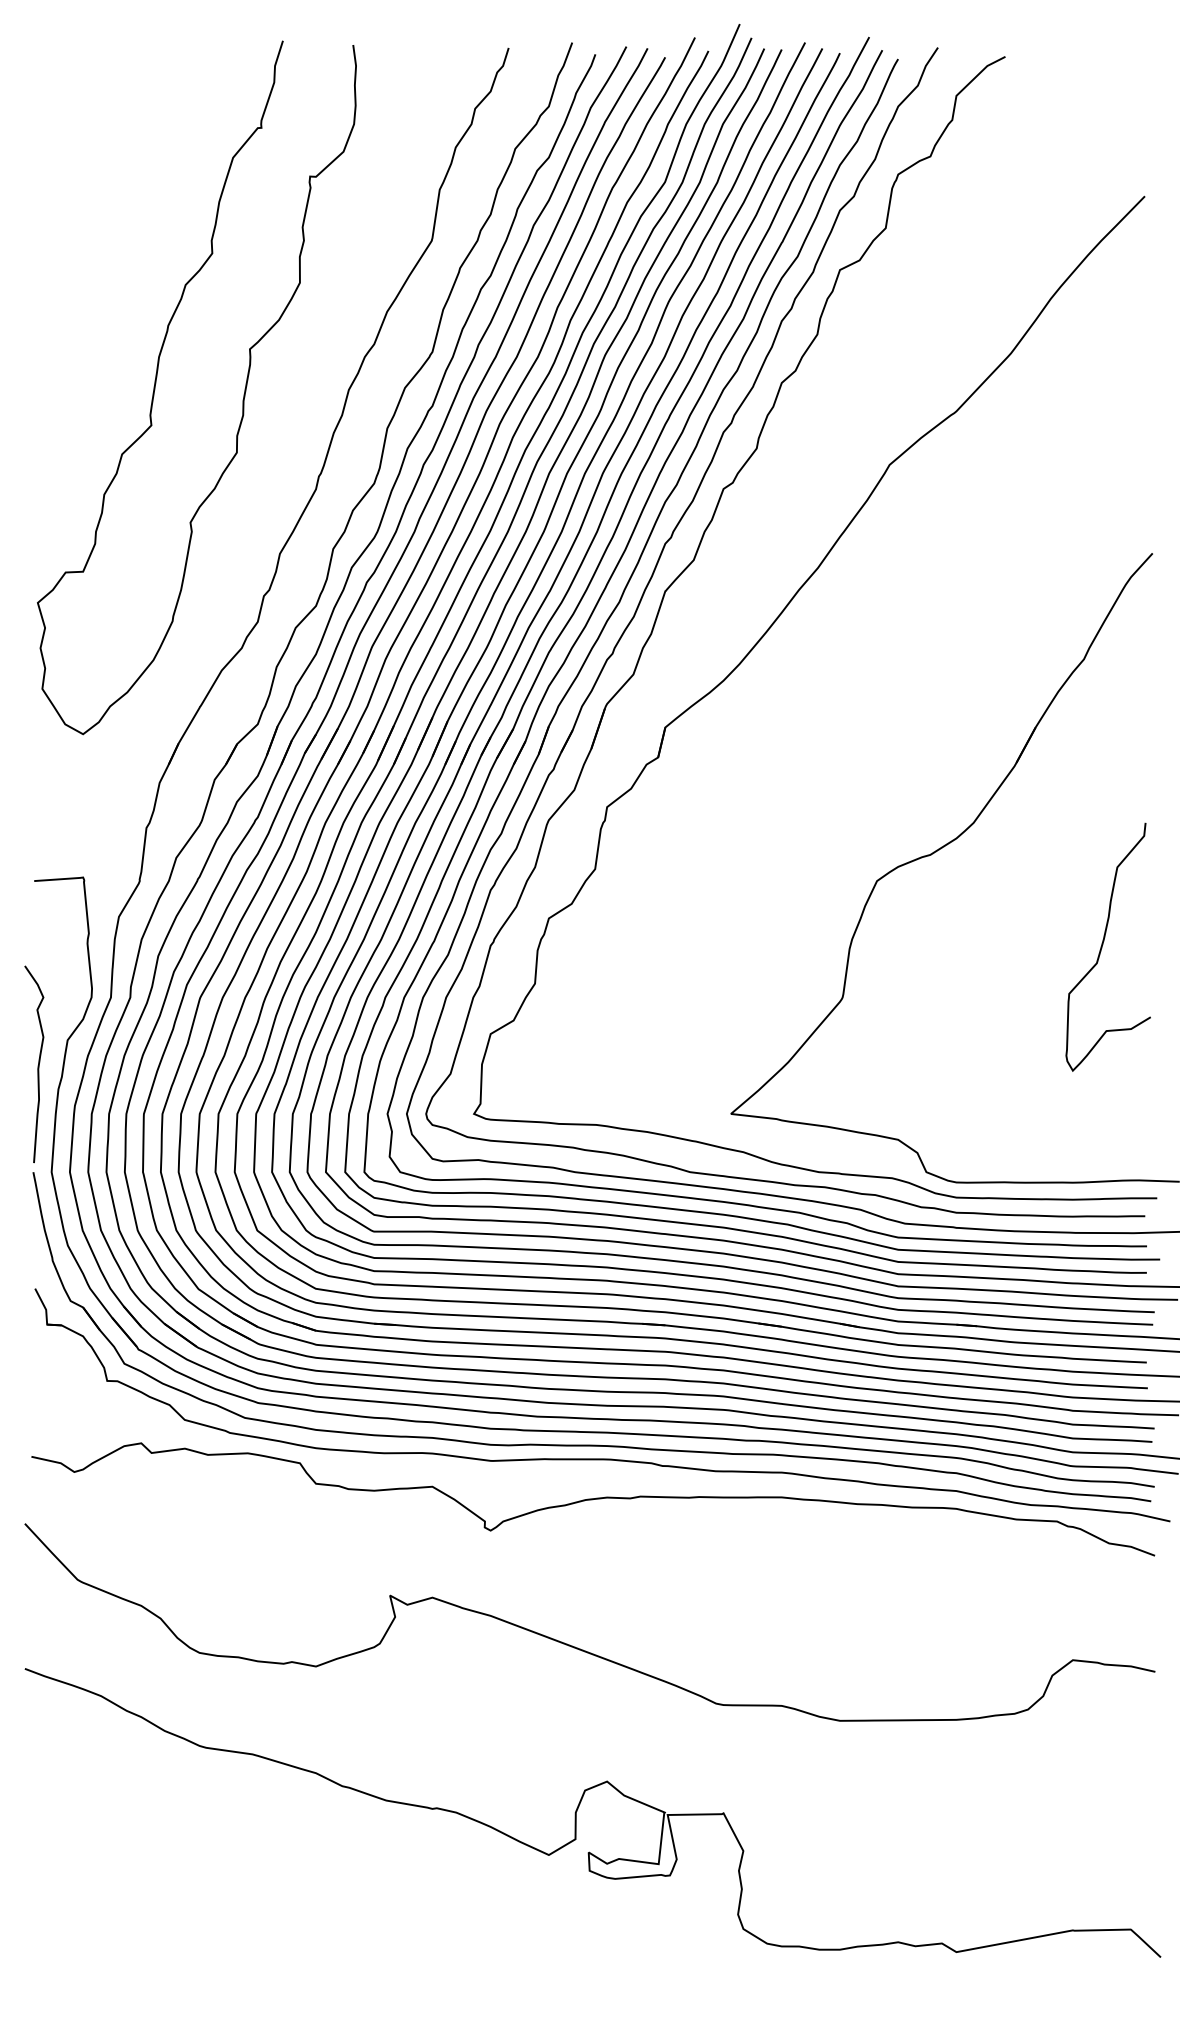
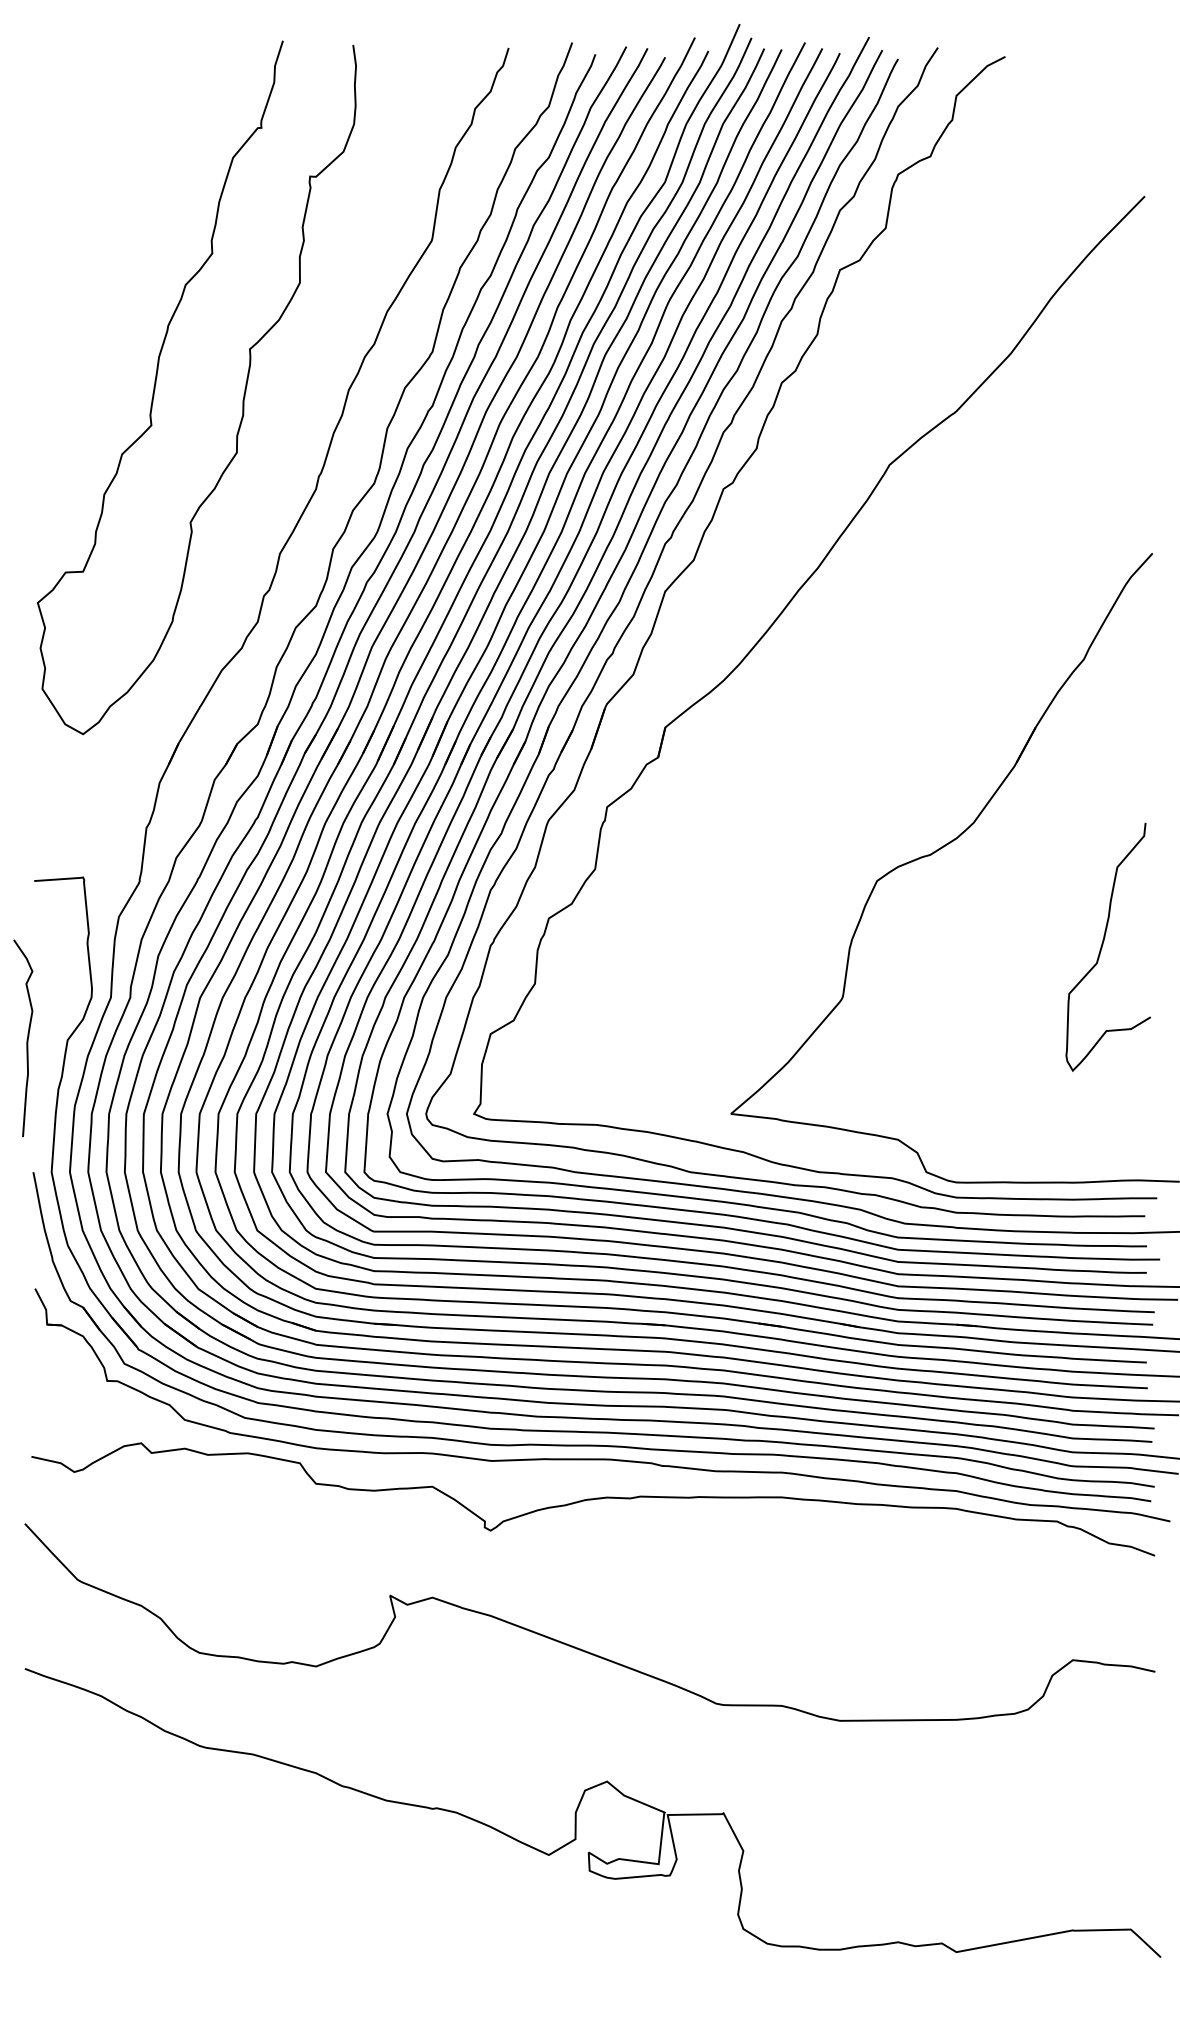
curve position: (37, 1065) -> (26, 1039) (26, 1039)
